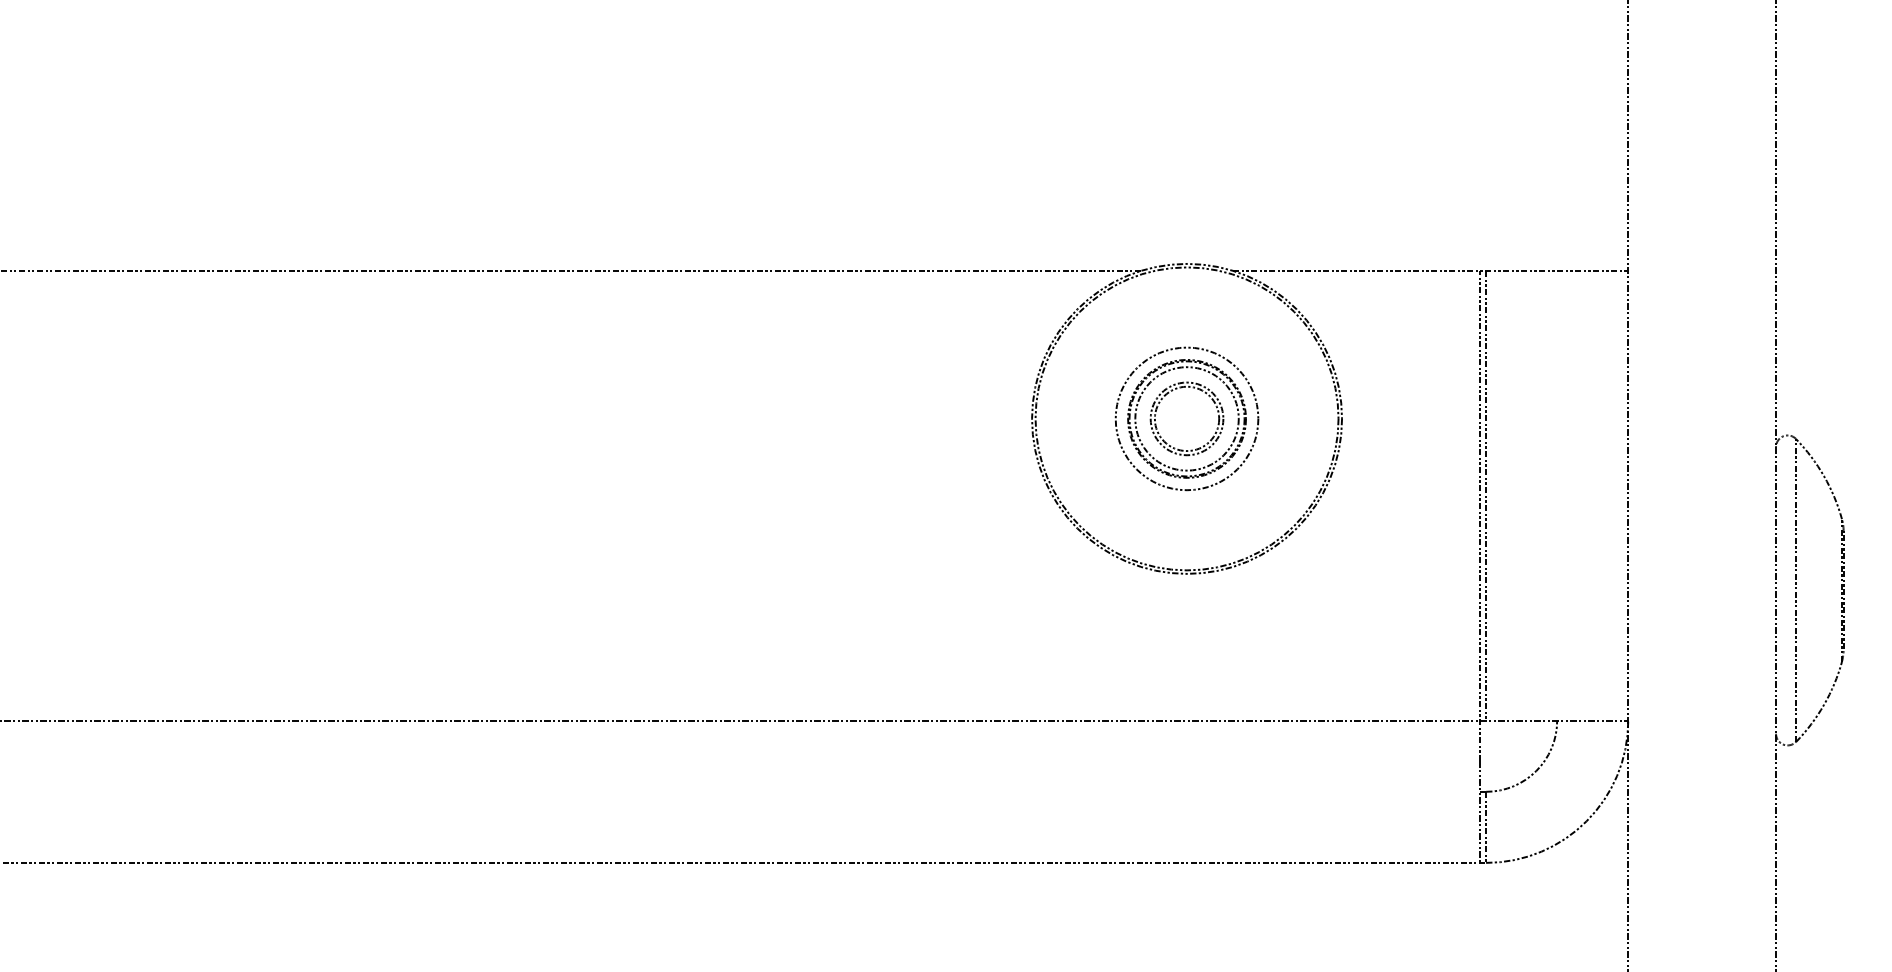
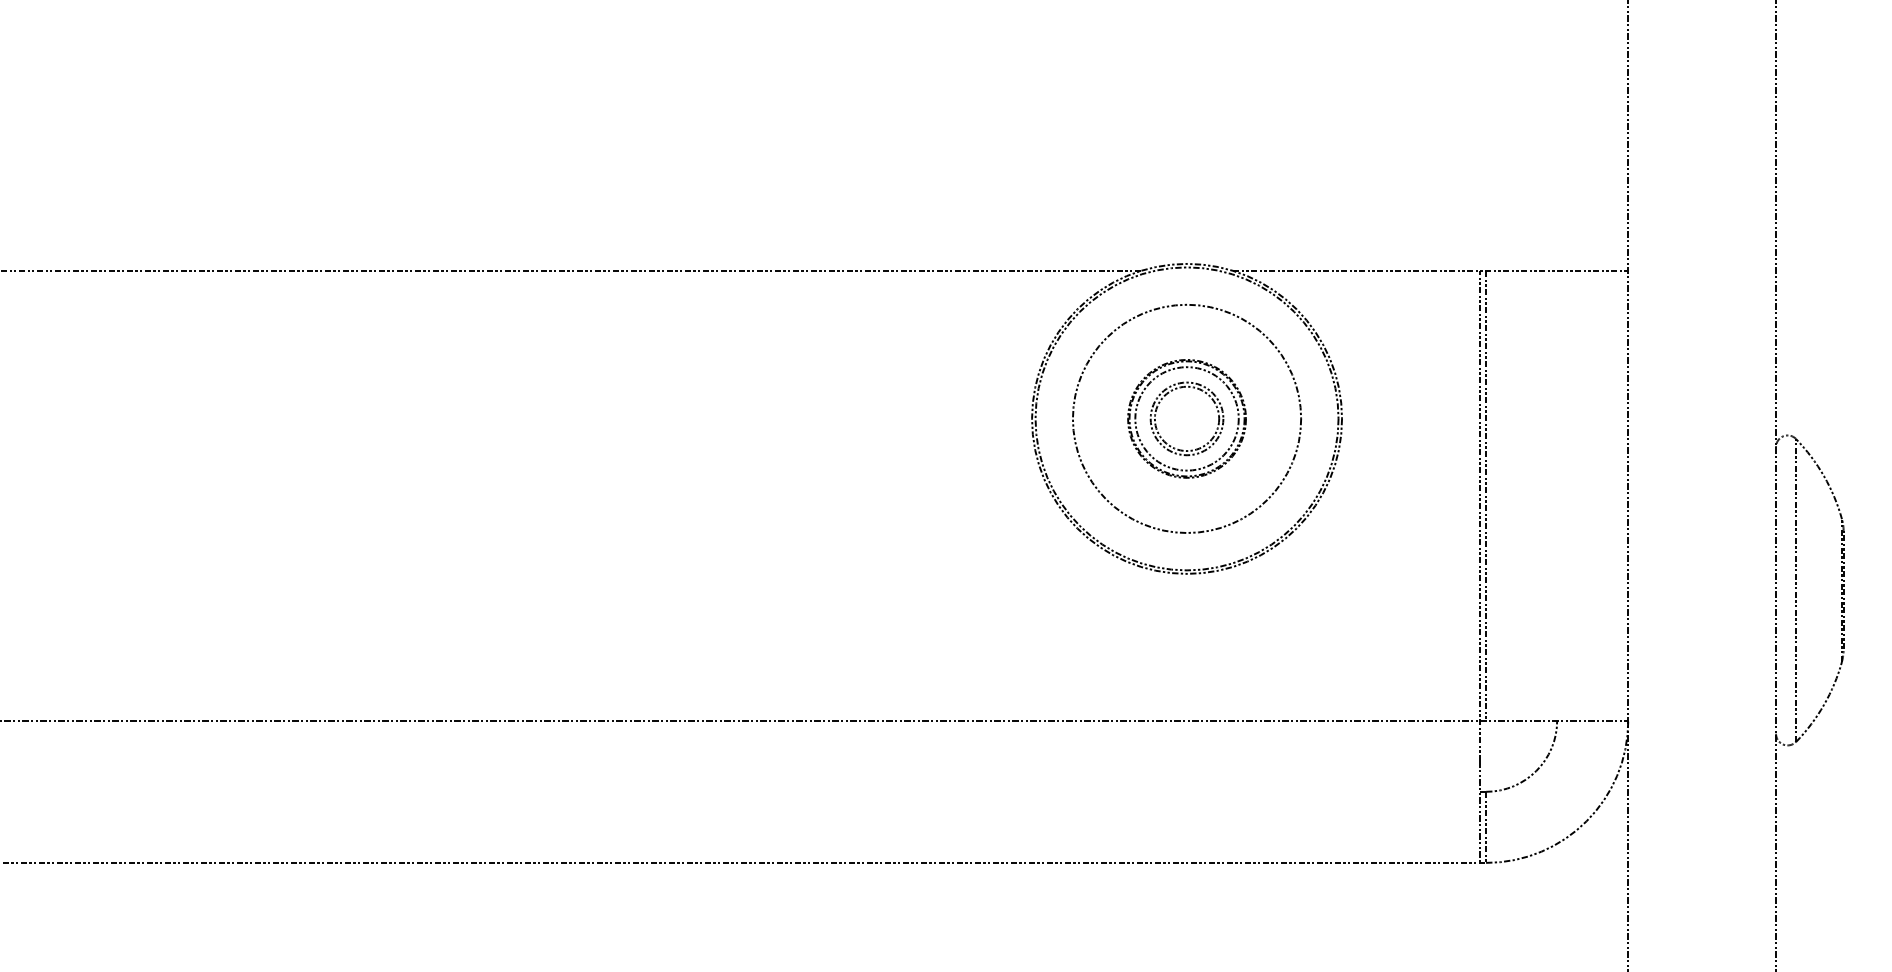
circle diameter: 143 px -> 228 px (1186, 418)
